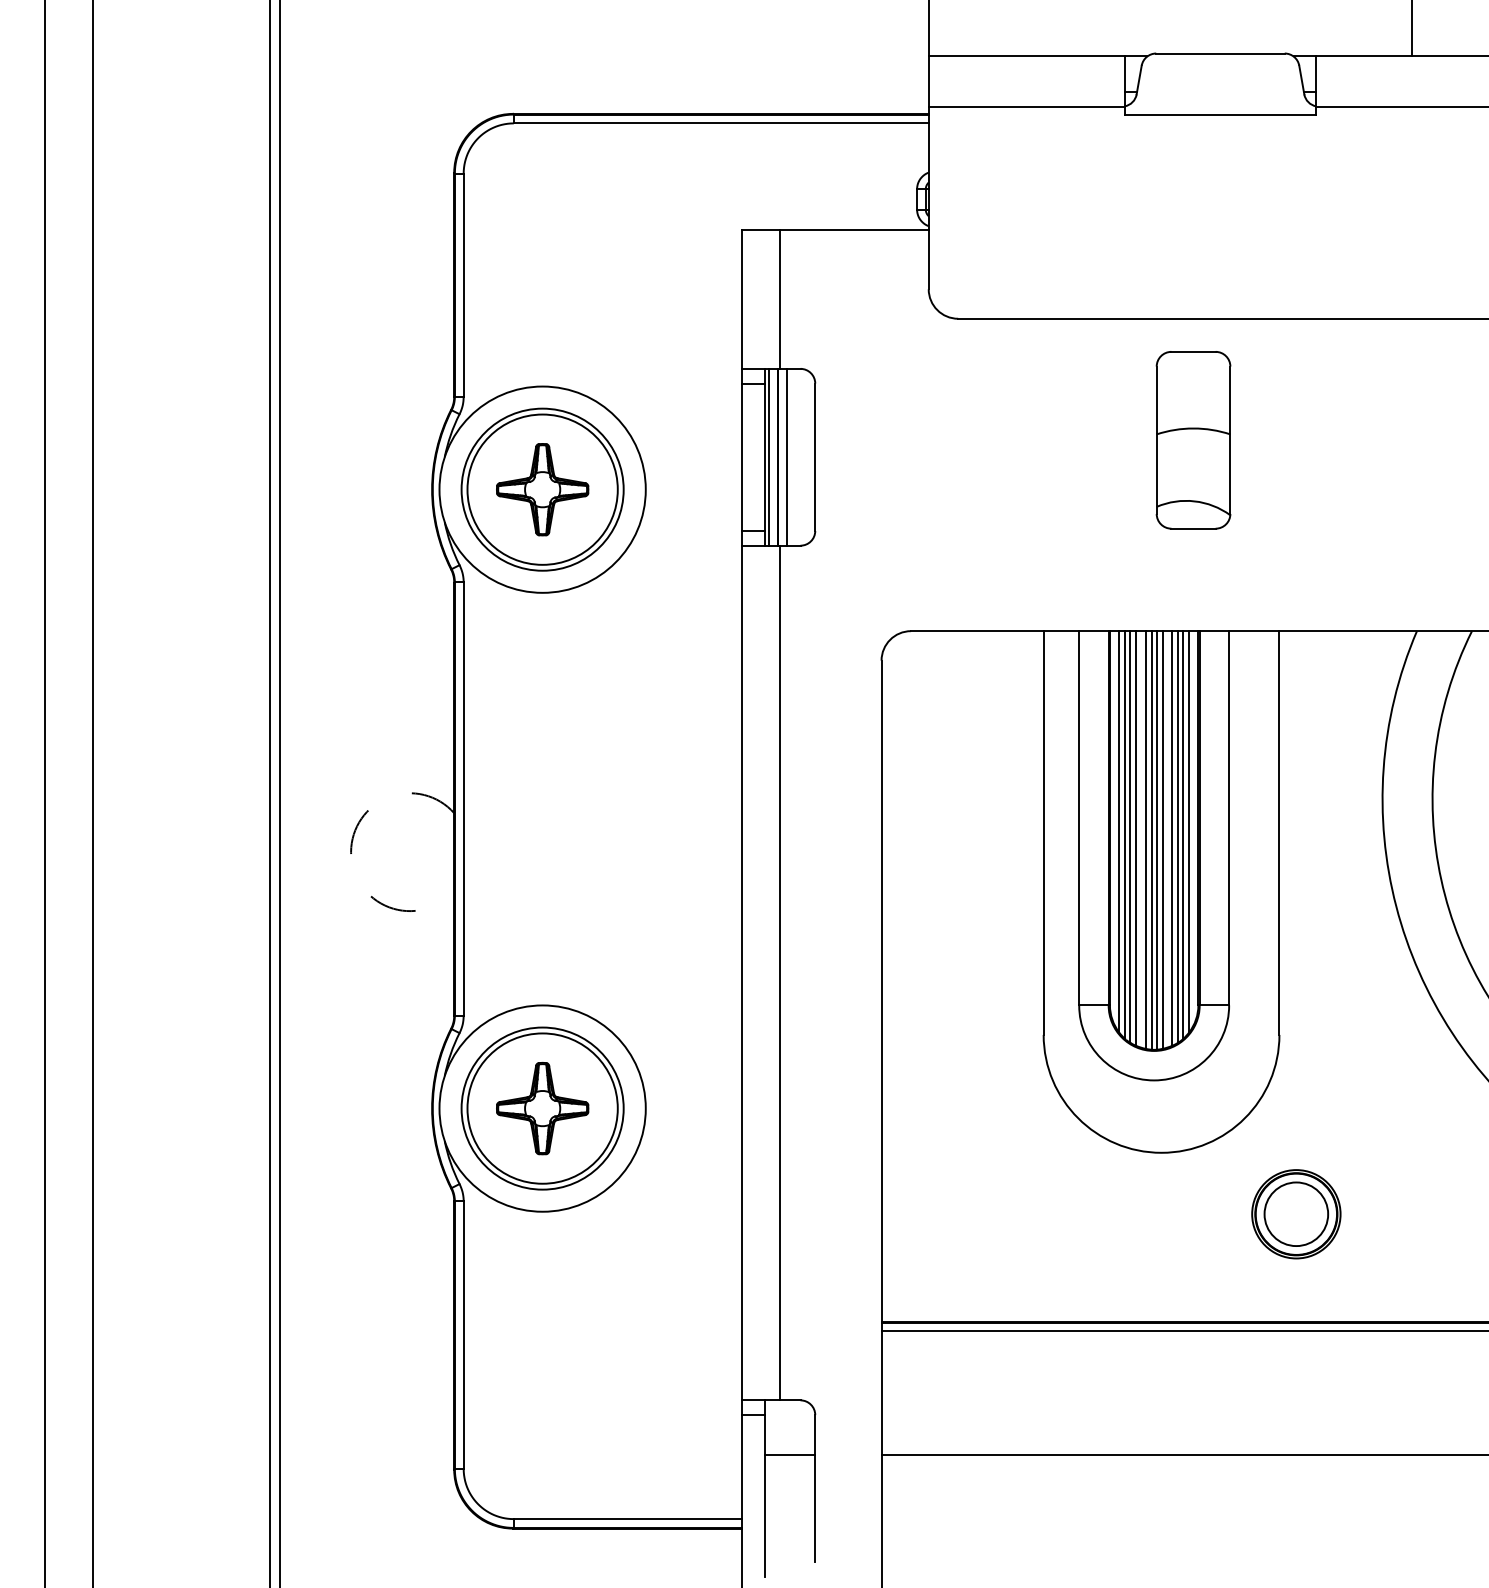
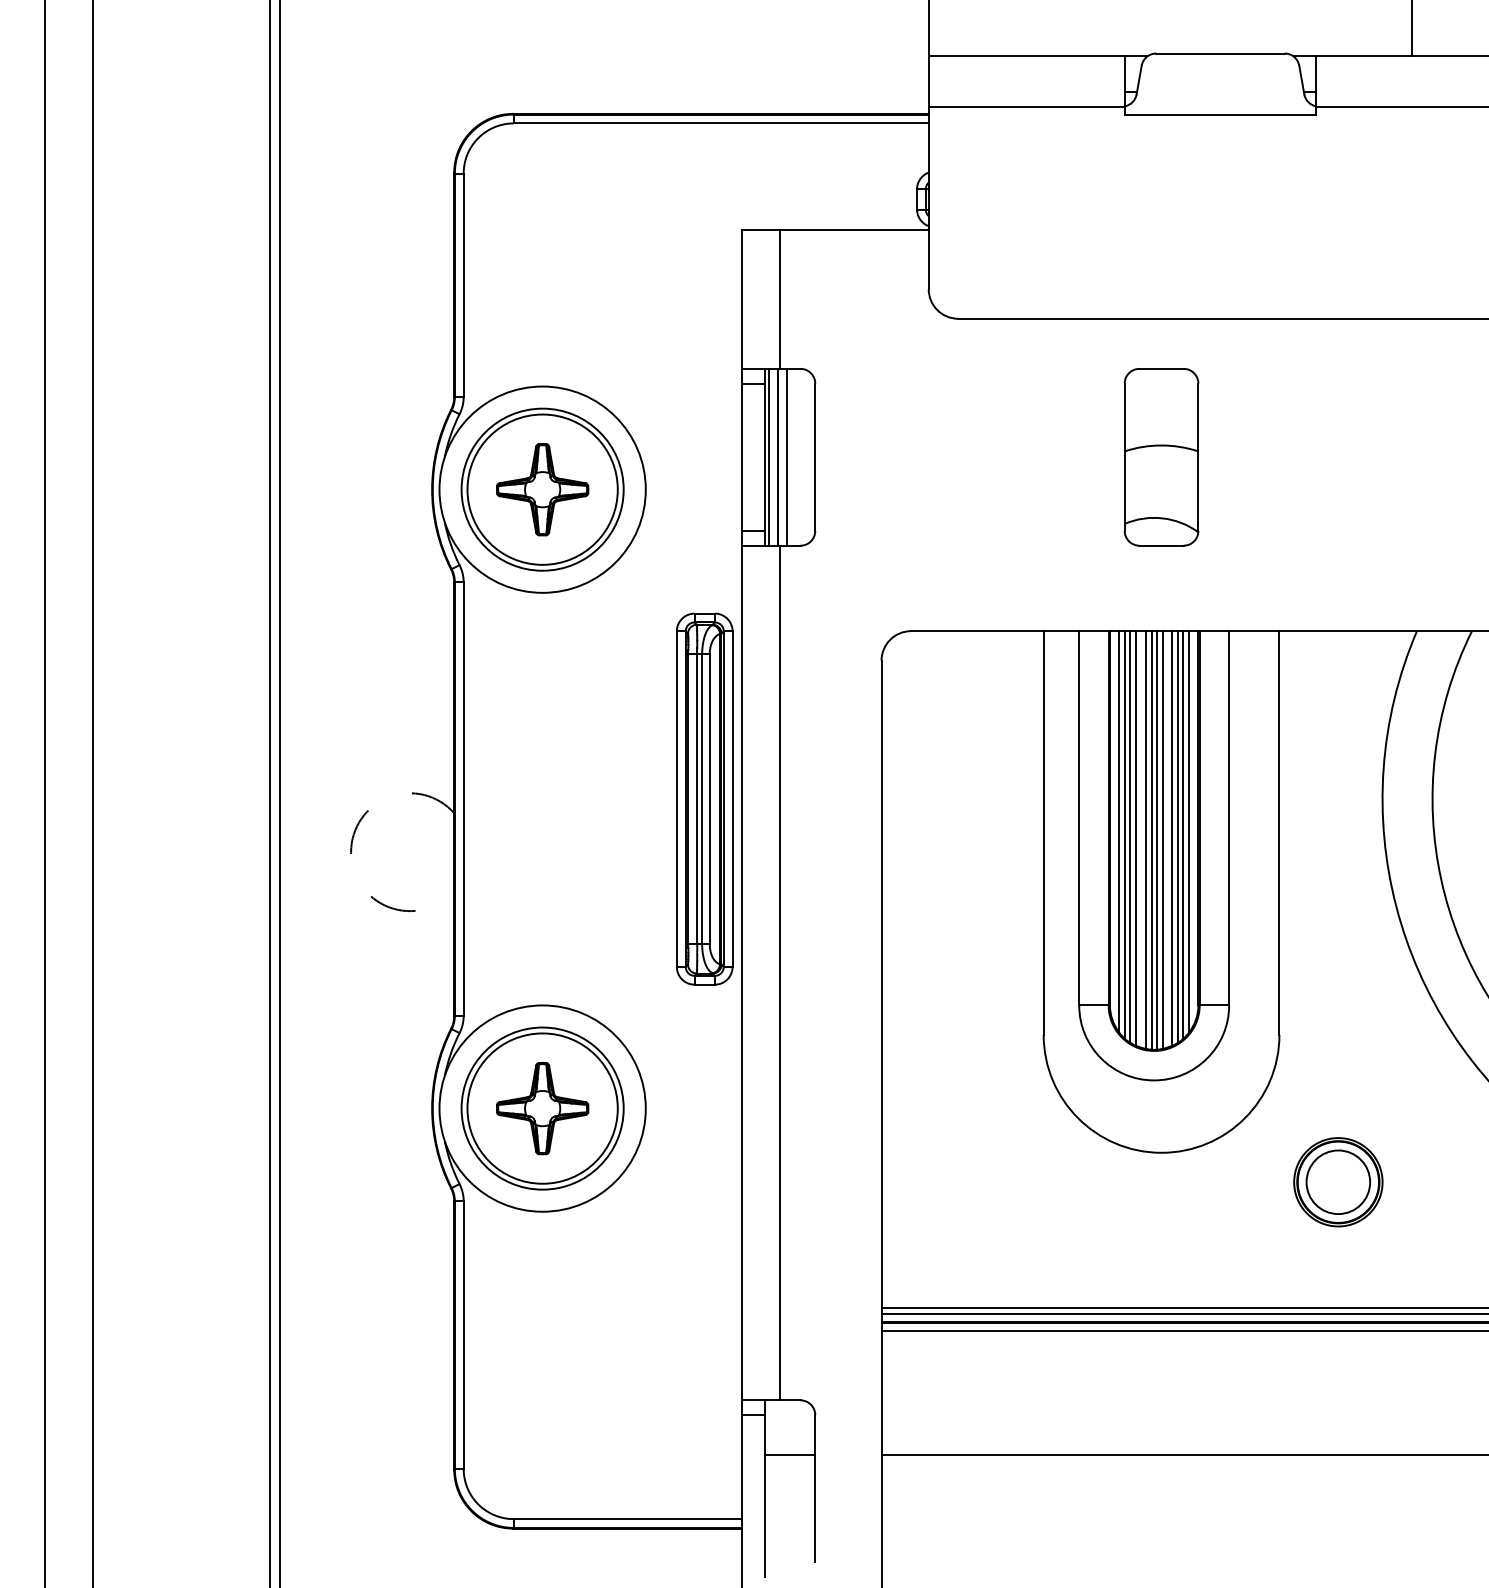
part position: (1193, 440) -> (1161, 457) (1161, 457)
part: none -> present (704, 798)
part position: (1296, 1214) -> (1338, 1182) (1338, 1182)
line: none -> present (1183, 1307)
line: none -> present (1183, 1313)
